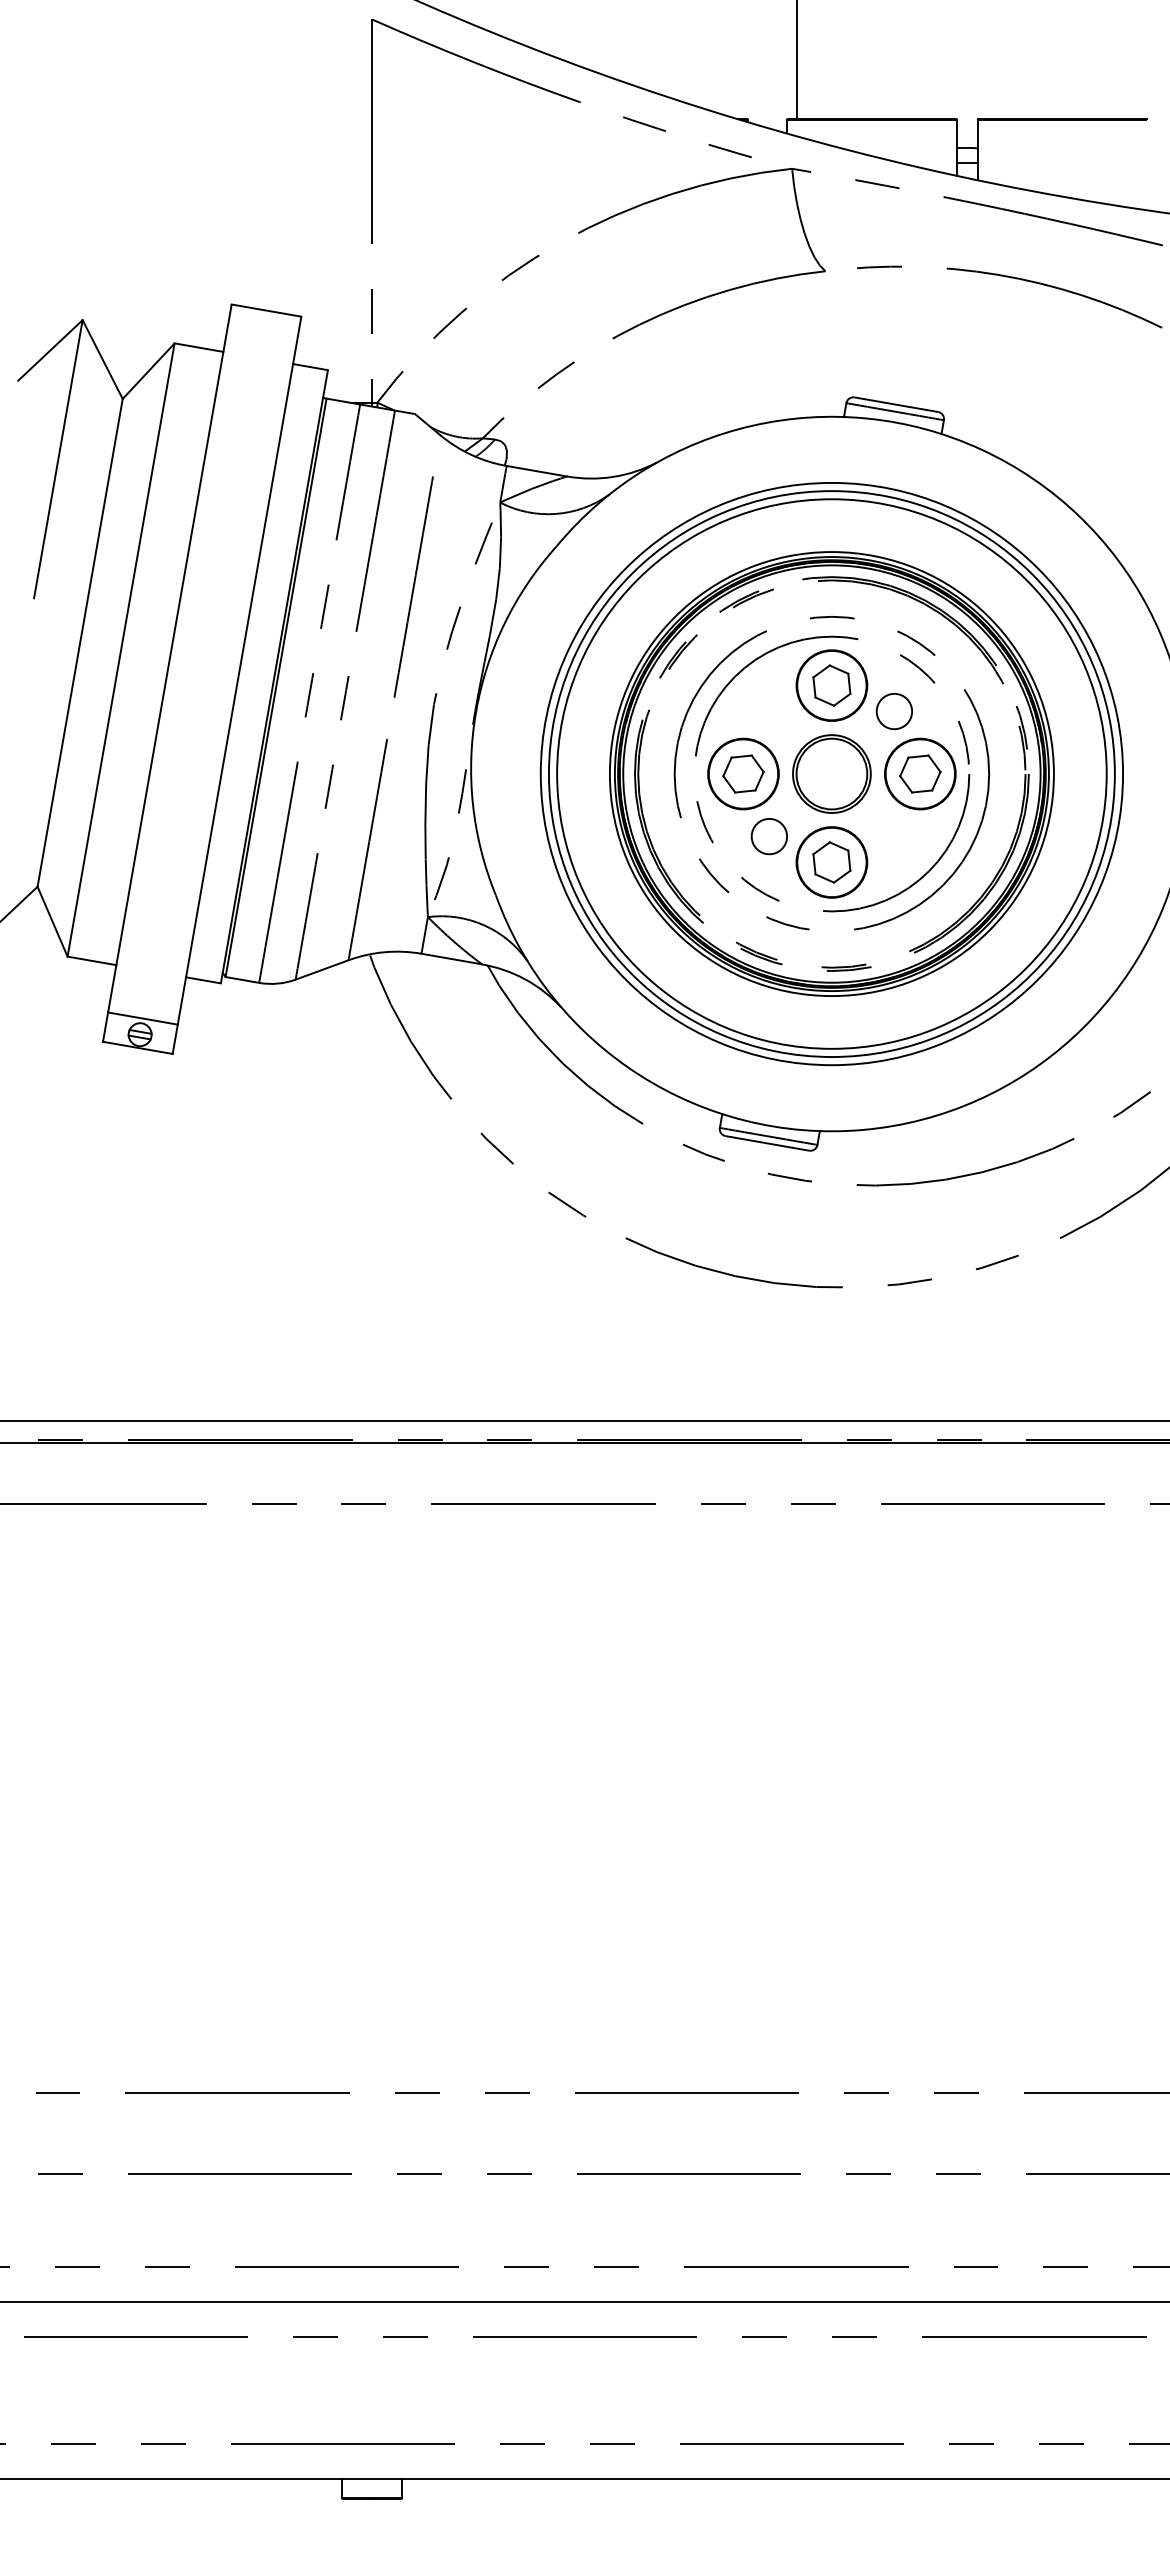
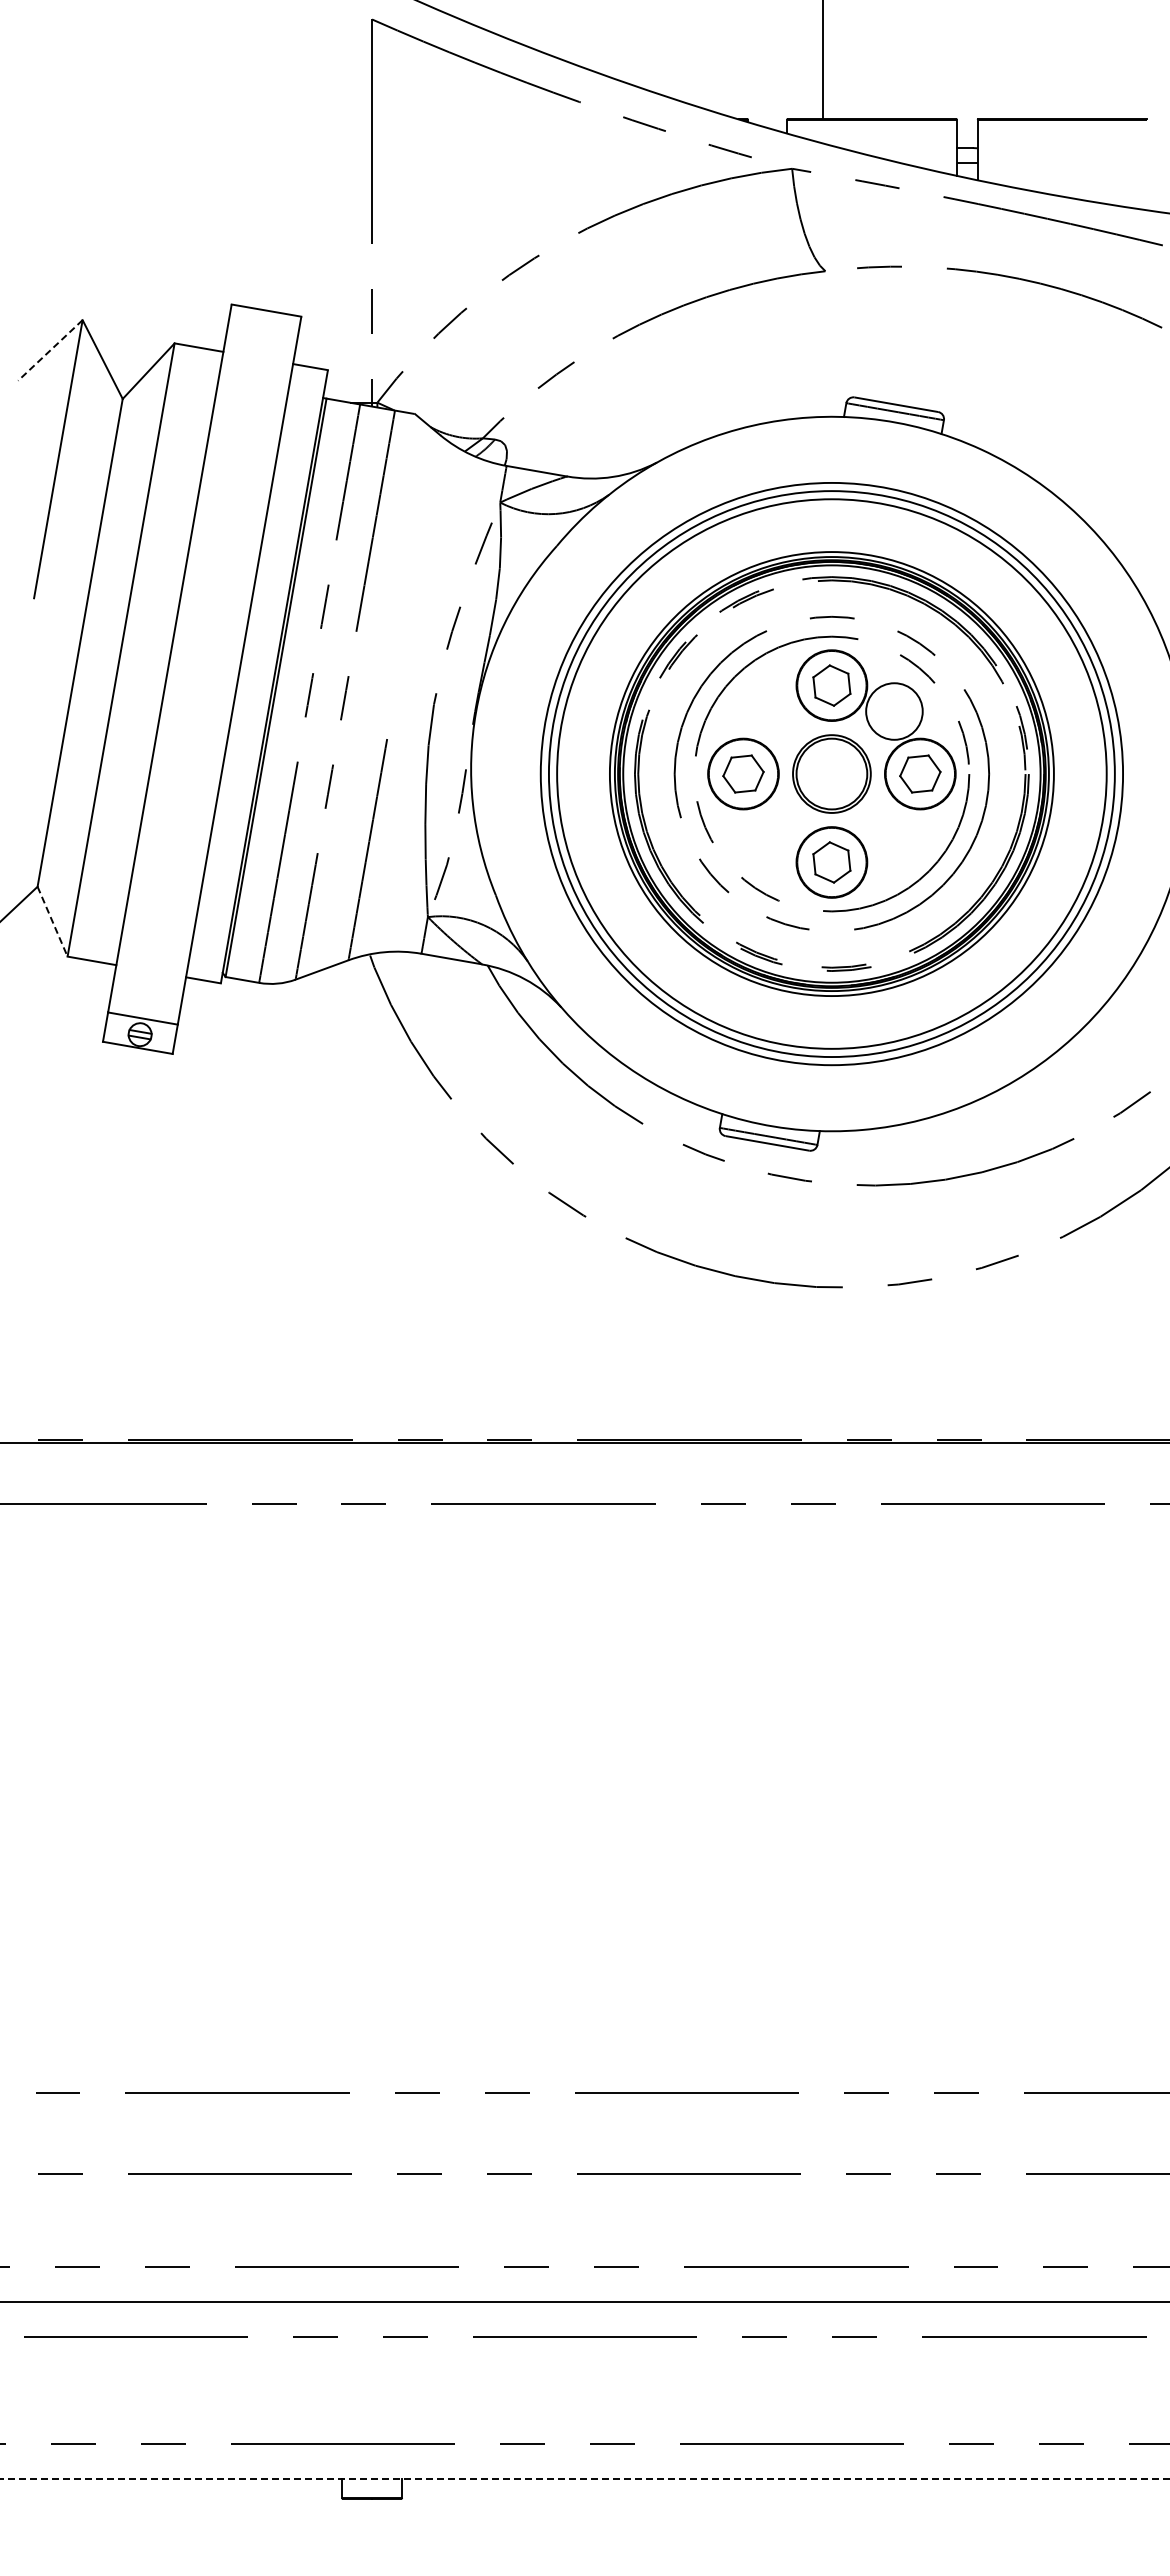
line position: (796, 60) -> (822, 60) (822, 60)
line: solid -> dashed (50, 350)
line: present -> none (413, 586)
circle diameter: 35 px -> 57 px (894, 711)
circle: present -> none (768, 836)
line: solid -> dashed (52, 922)
line: present -> none (584, 1421)
line: solid -> dashed (584, 2478)
